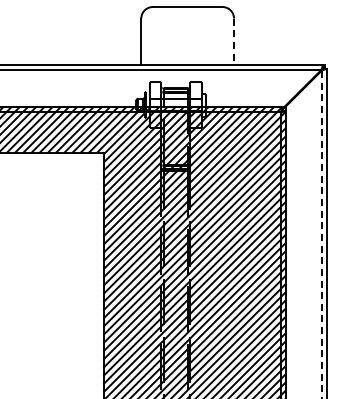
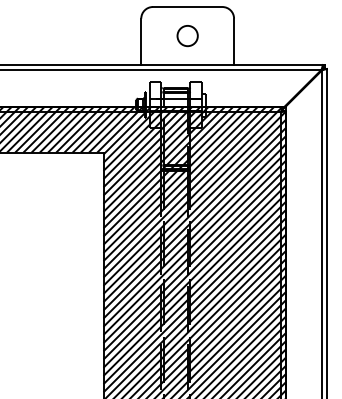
circle: none -> present (187, 36)
line: dashed -> solid (234, 42)
line: dashed -> solid (321, 234)
